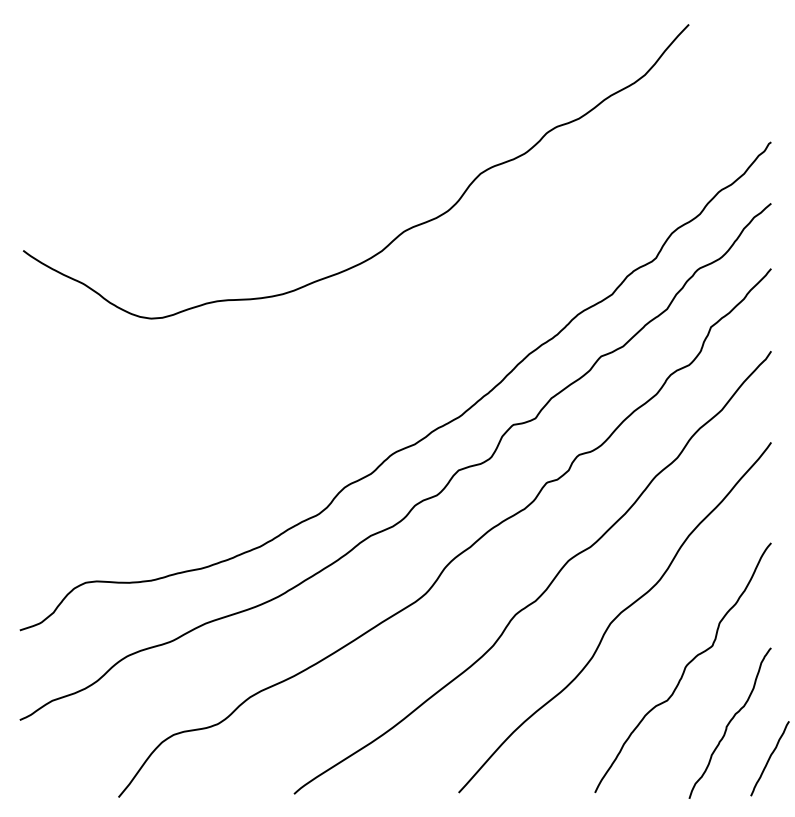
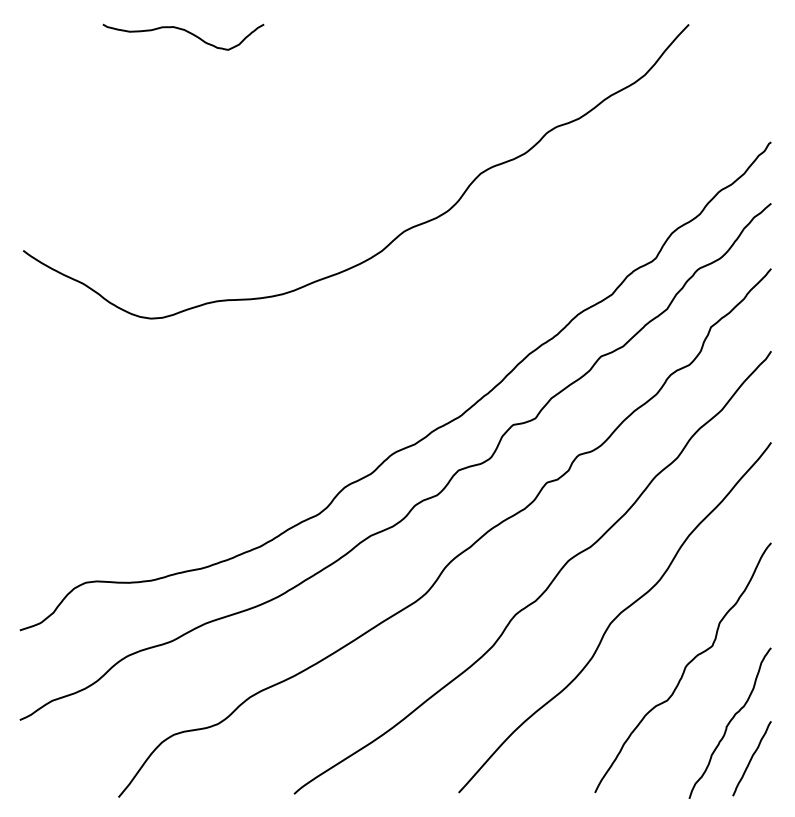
curve: none -> present (186, 32)
curve position: (769, 758) -> (751, 758) (751, 758)
